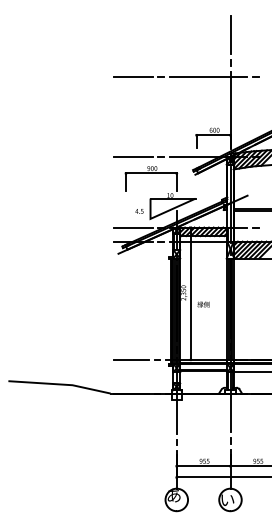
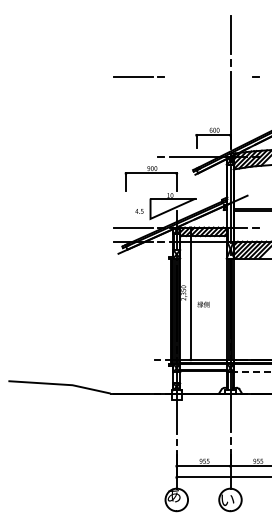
line: present -> none (208, 76)
line: present -> none (133, 157)
line: present -> none (131, 359)
line: solid -> dashed (253, 372)
